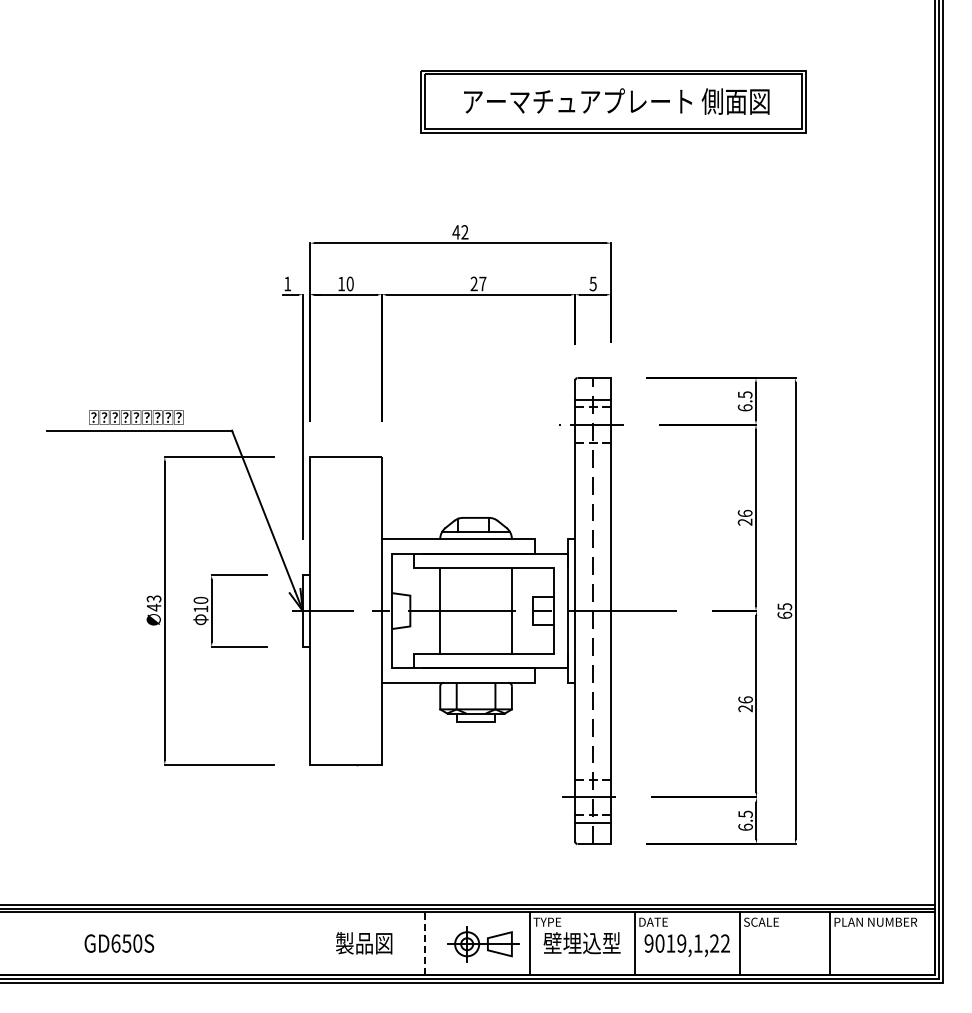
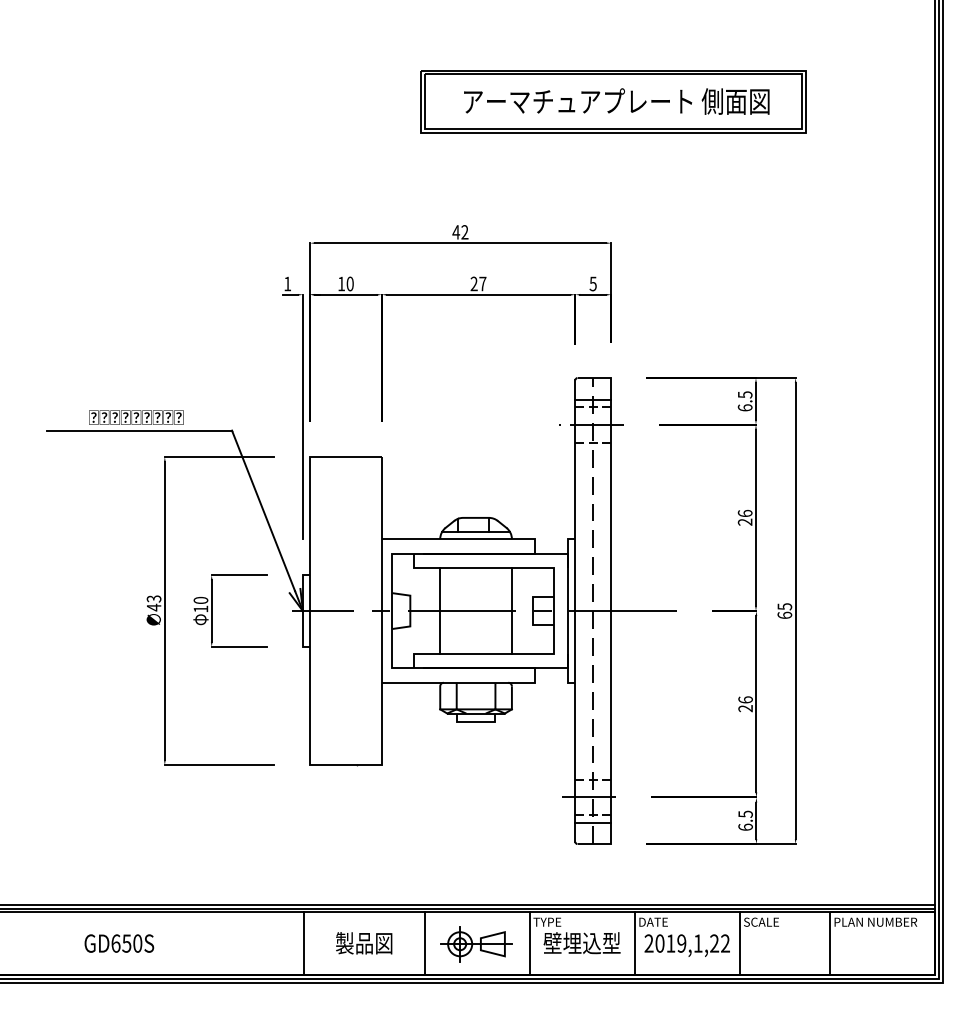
line: none -> present (304, 943)
line: dashed -> solid (424, 943)
text: 9019,1,22 -> 2019,1,22 (648, 943)
part position: (483, 944) -> (476, 944) (476, 944)
